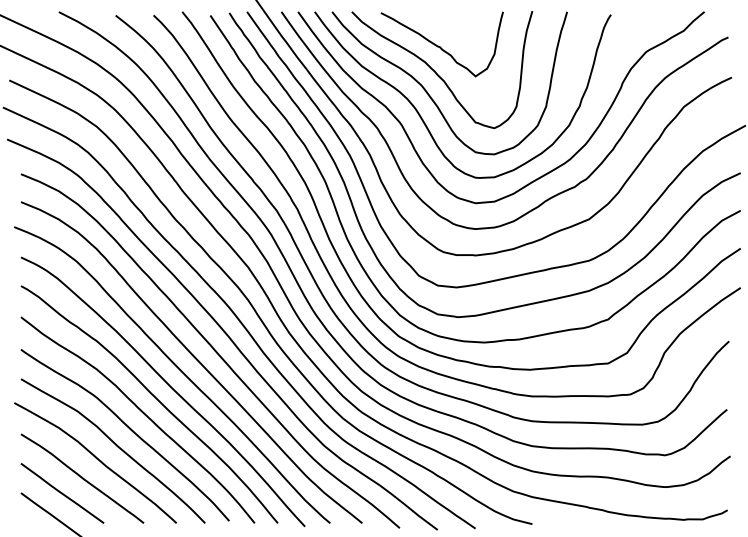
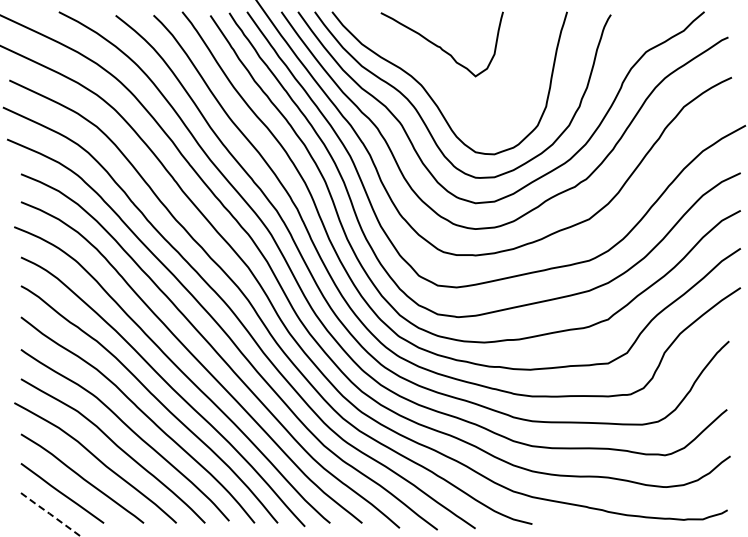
curve: present -> none (438, 74)
line: solid -> dashed (49, 513)
